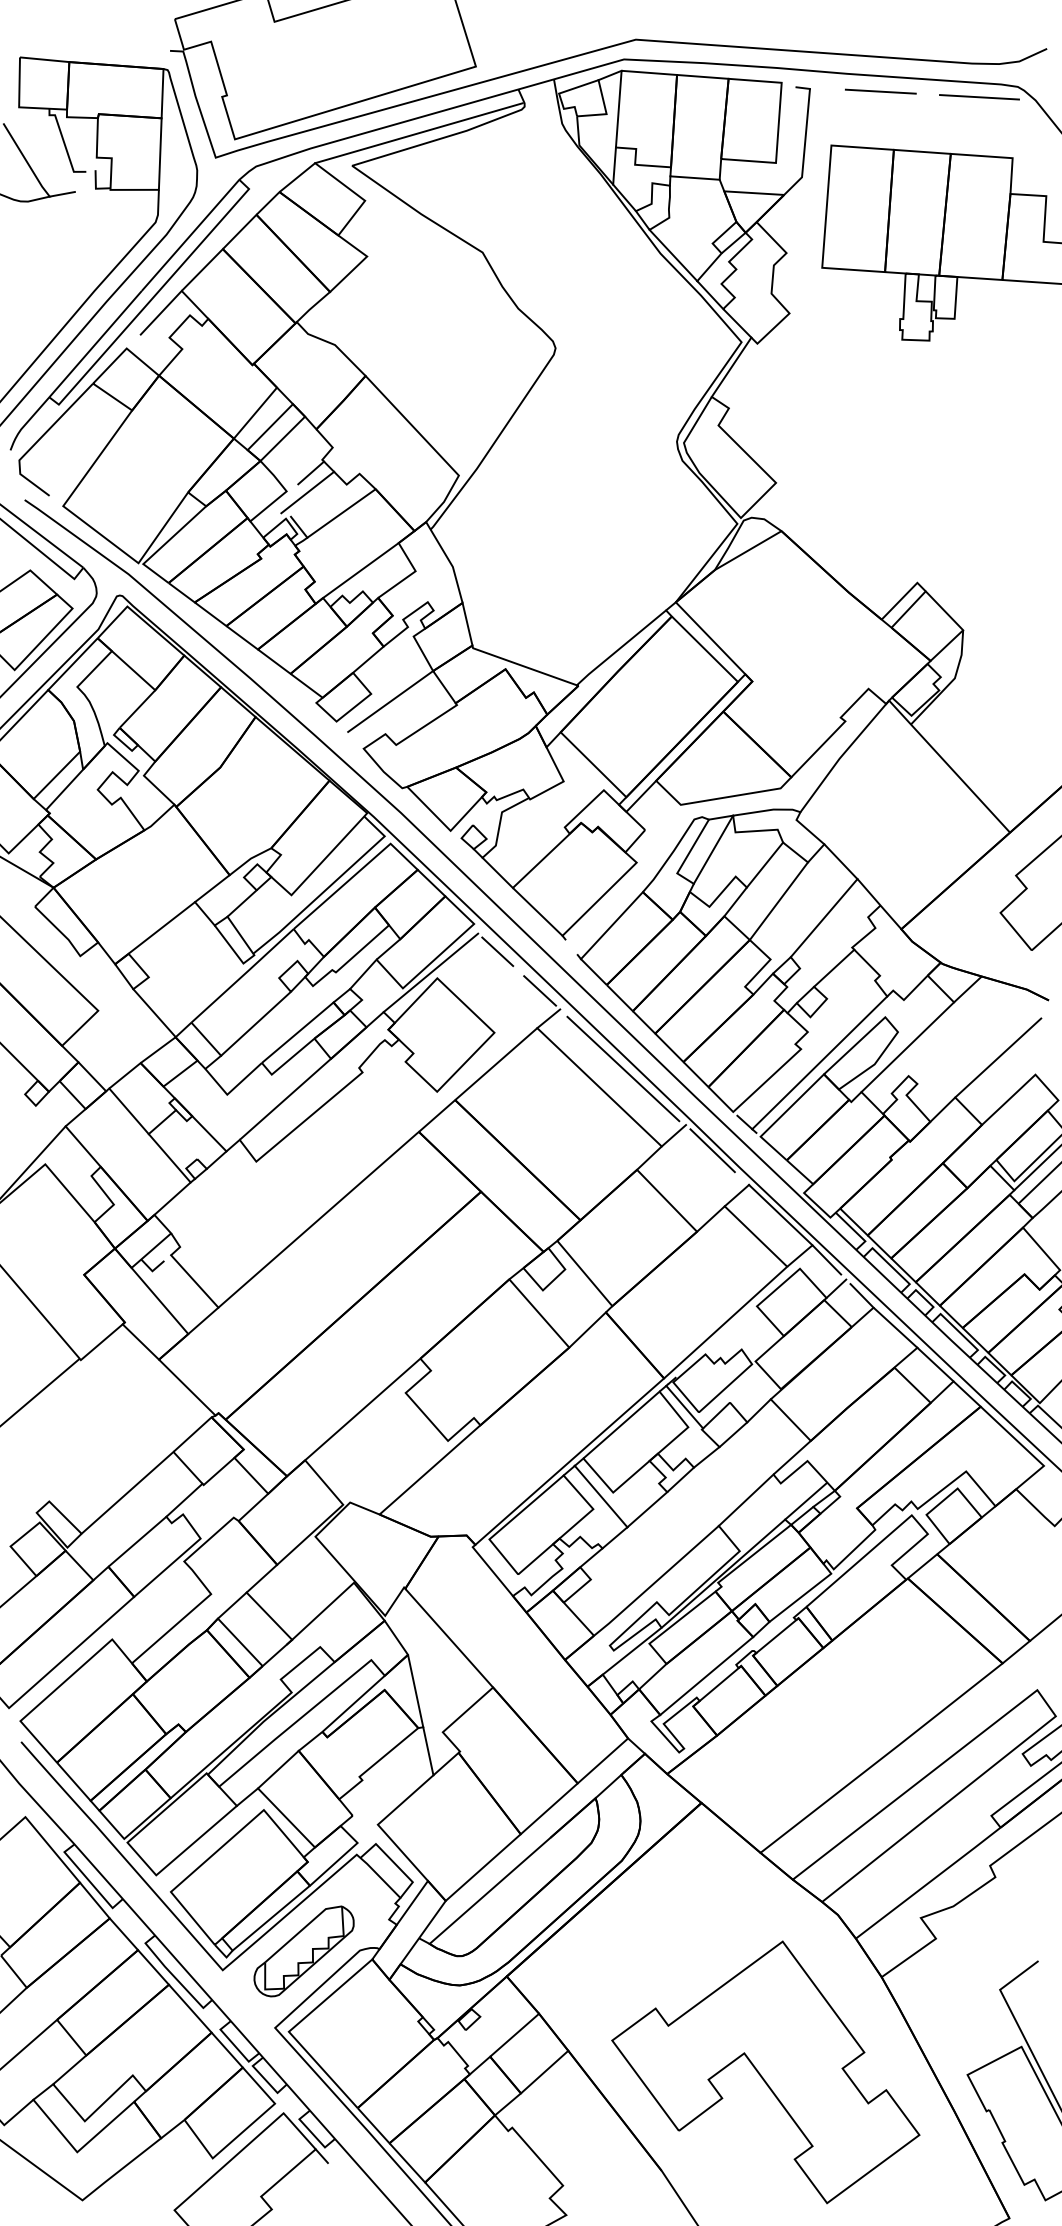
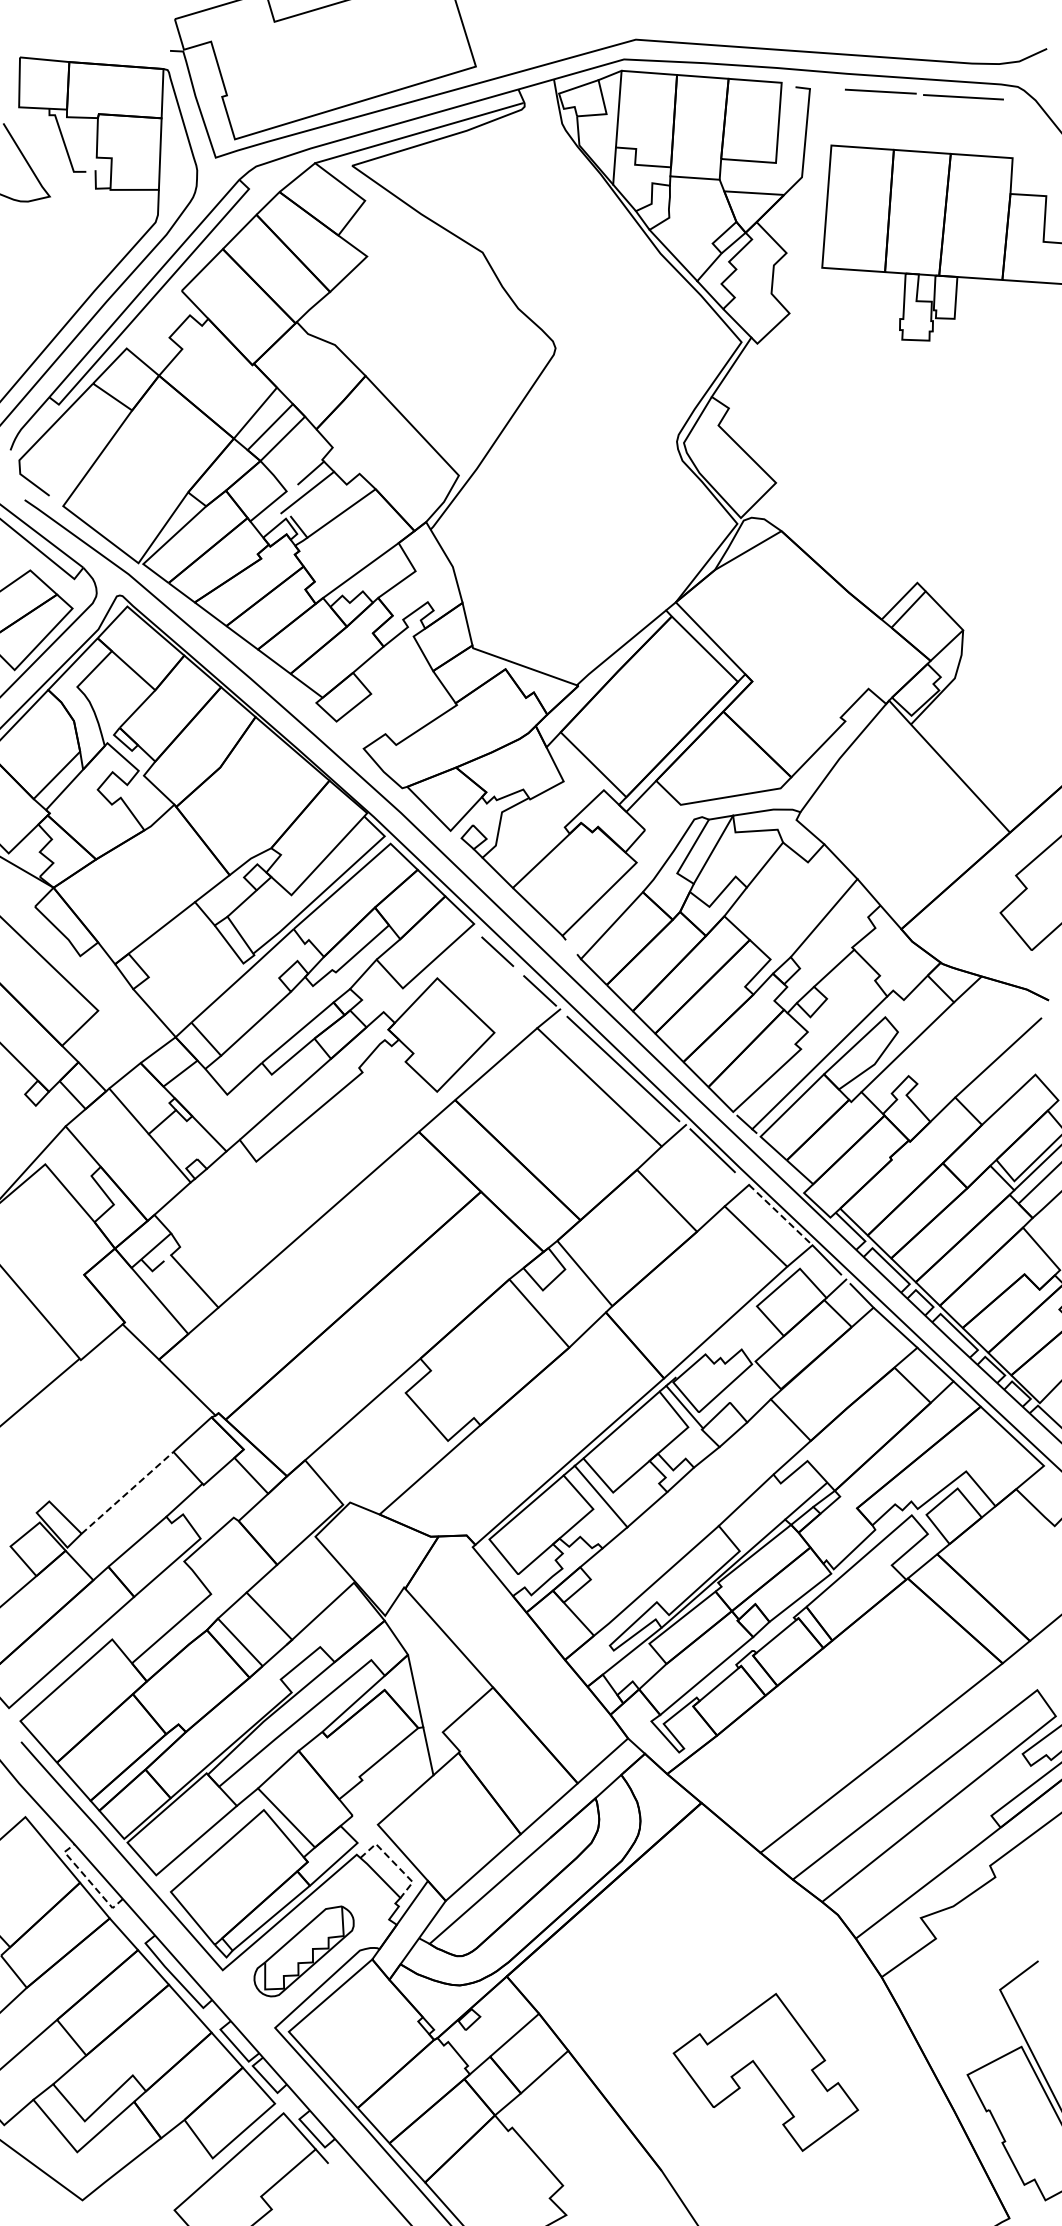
line position: (979, 97) -> (963, 97) (963, 97)
line: present -> none (61, 194)
line: present -> none (160, 312)
line: present -> none (390, 701)
line: present -> none (778, 901)
line: present -> none (430, 972)
line: solid -> dashed (780, 1215)
line: solid -> dashed (127, 1492)
line: solid -> dashed (394, 1863)
line: solid -> dashed (88, 1880)
part size: 310x265 px -> 188x160 px (765, 2071)
